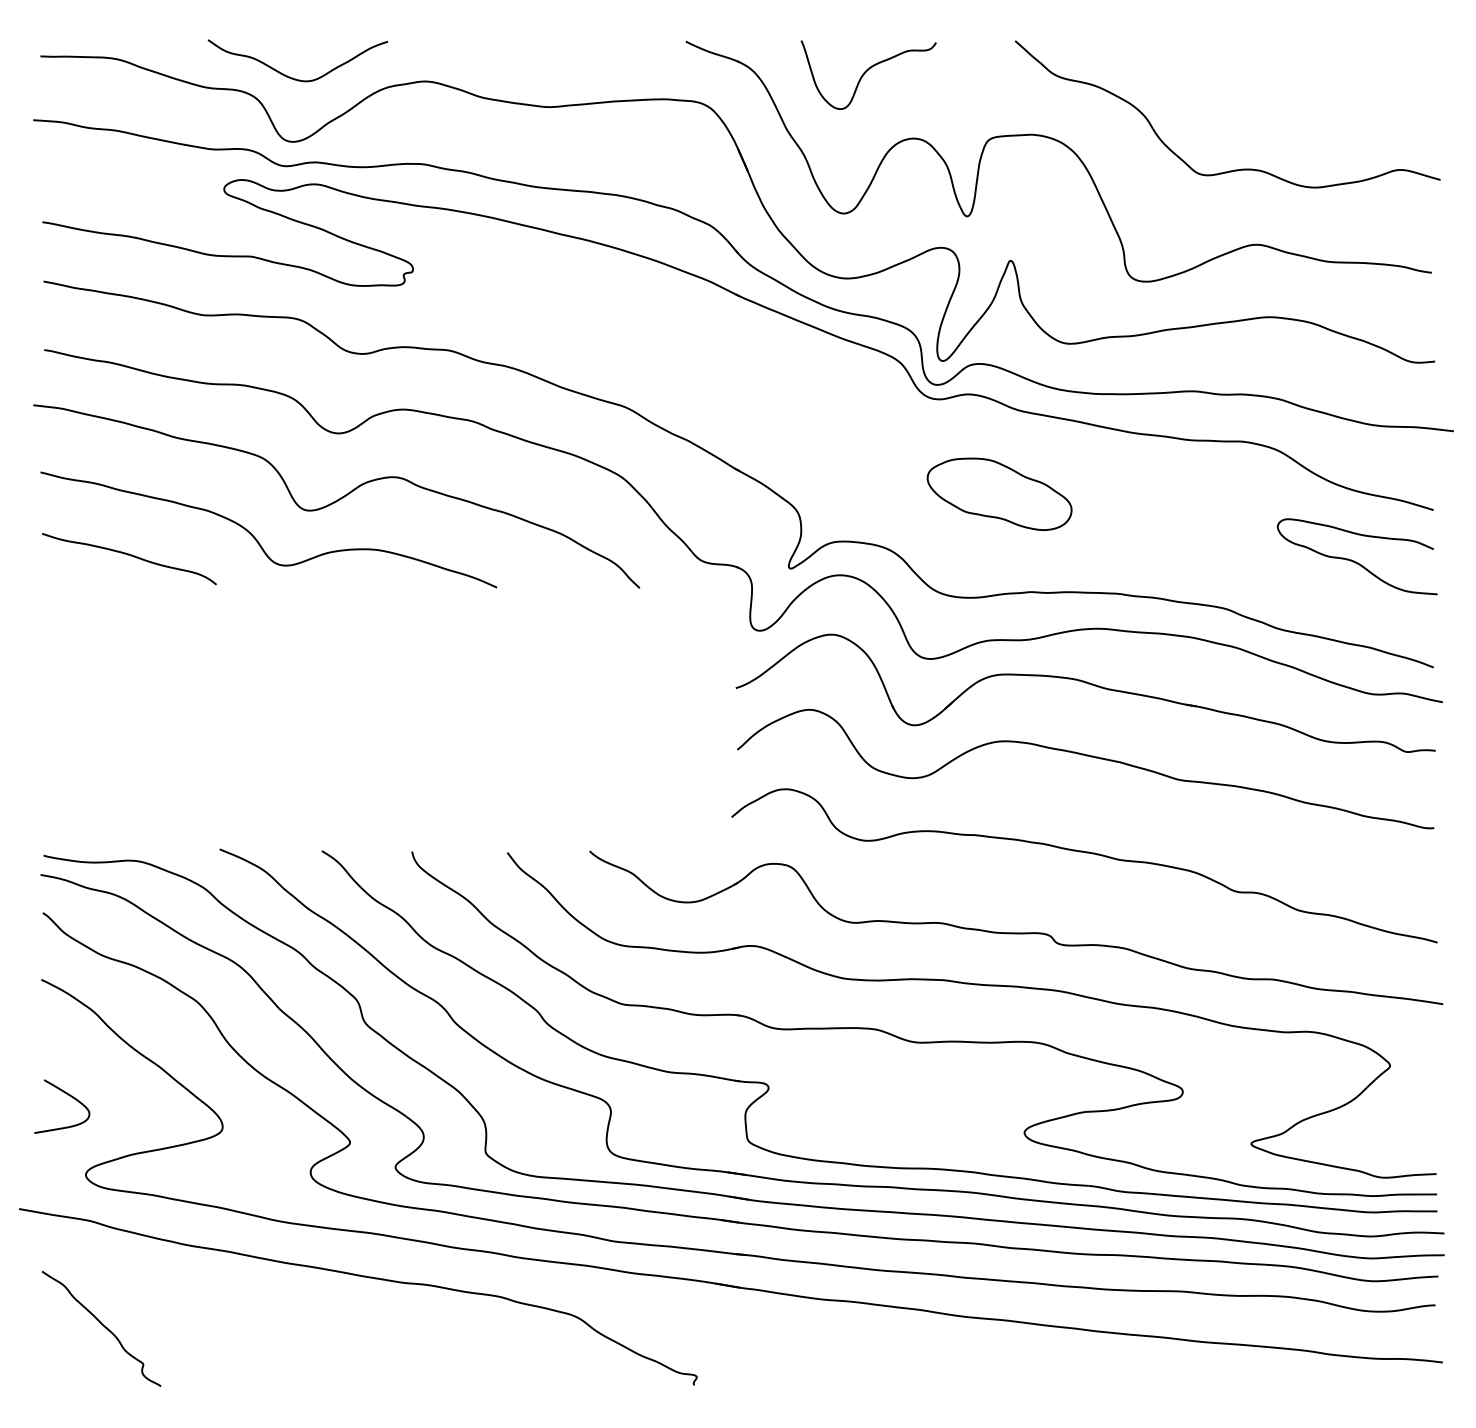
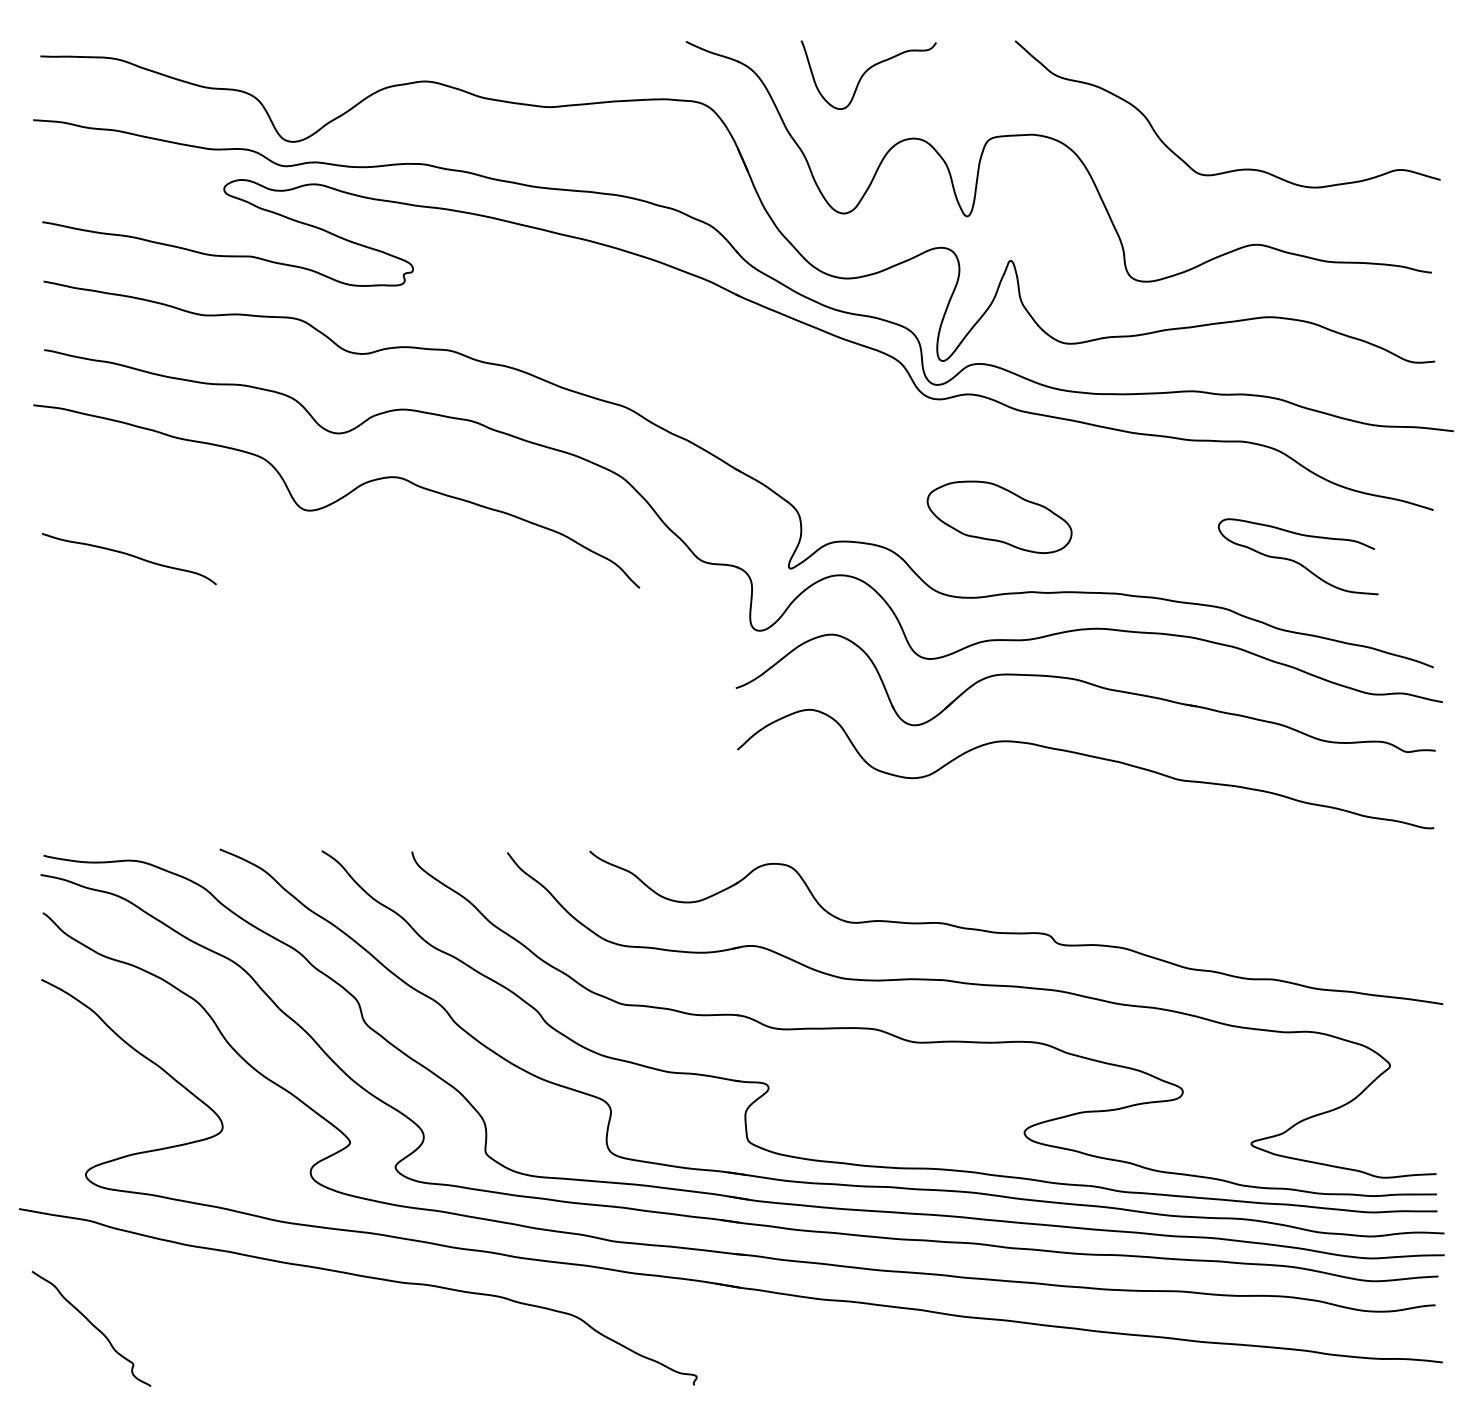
curve: present -> none (290, 76)
part position: (999, 493) -> (999, 516) (999, 516)
curve: present -> none (257, 539)
curve position: (1354, 560) -> (1295, 560) (1295, 560)
curve: present -> none (1086, 853)
curve: present -> none (69, 1096)
curve position: (103, 1326) -> (93, 1326) (93, 1326)
